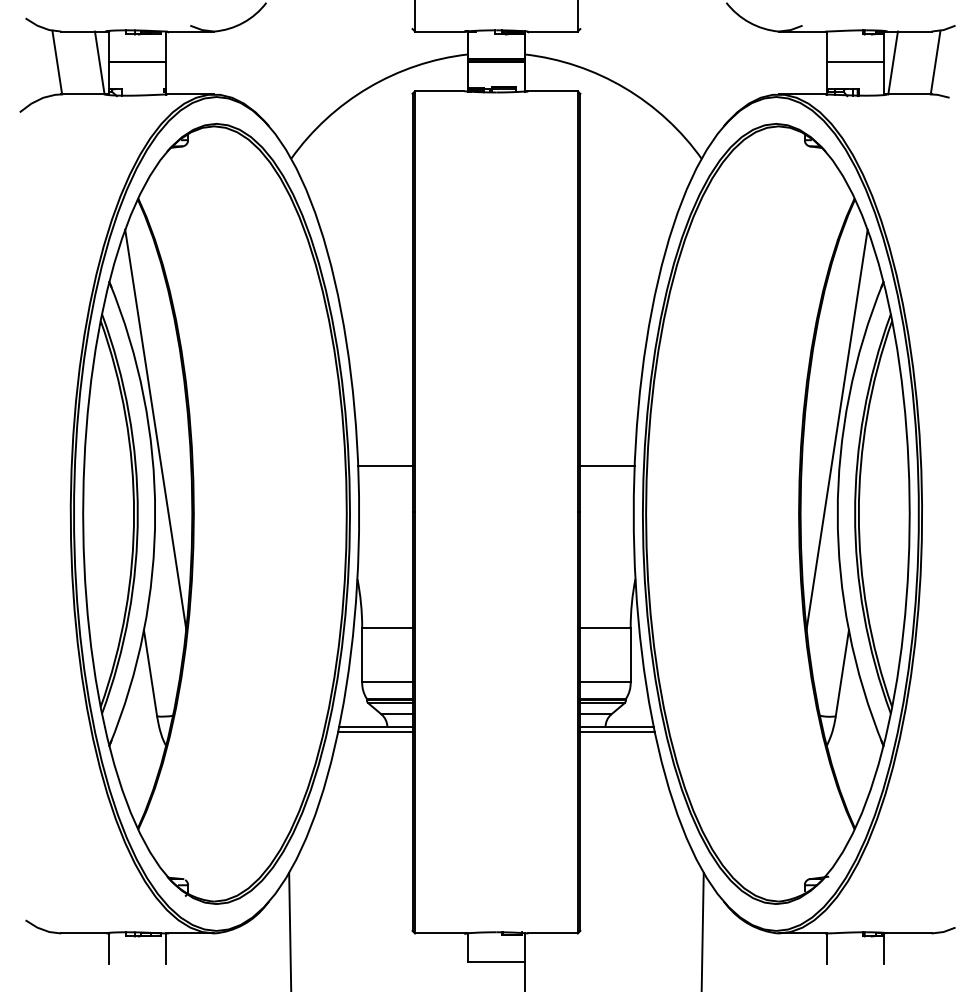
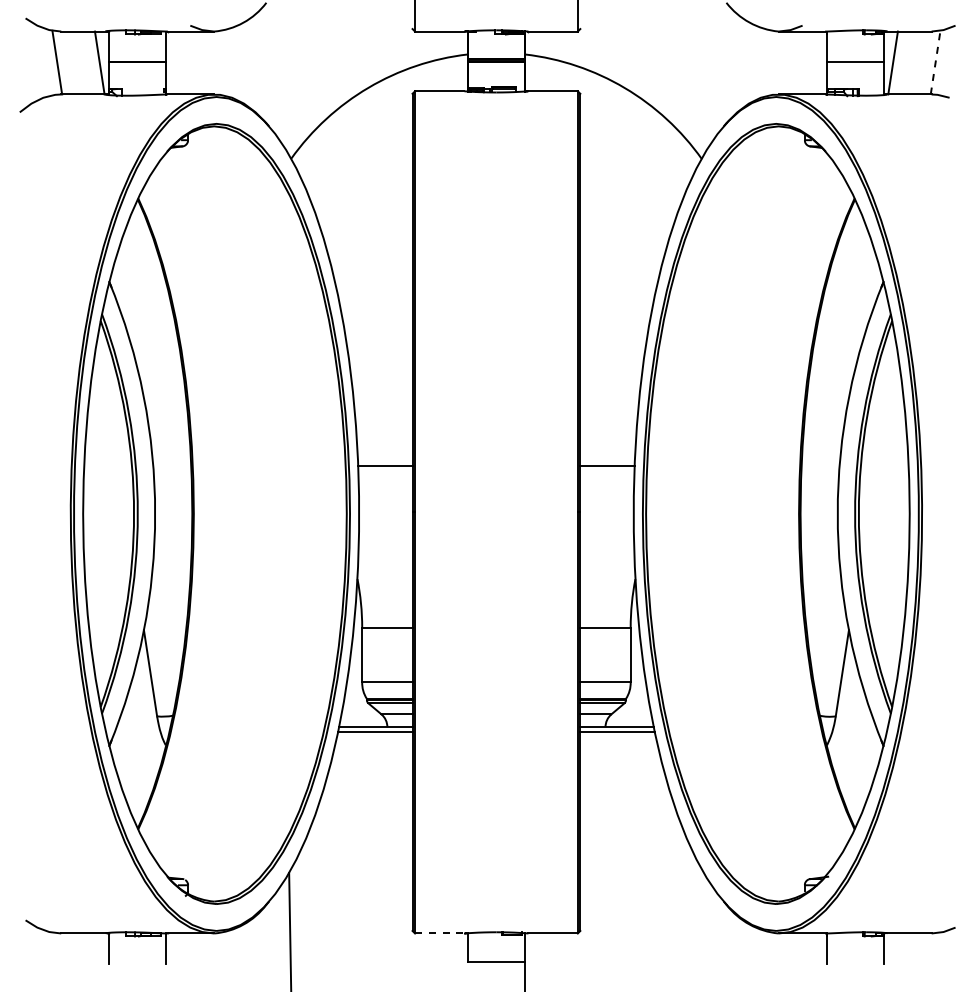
line: solid -> dashed (935, 62)
line: present -> none (155, 429)
line: present -> none (836, 429)
line: present -> none (702, 930)
line: solid -> dashed (439, 933)
